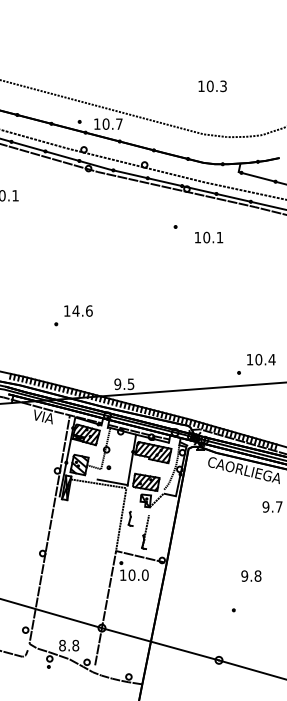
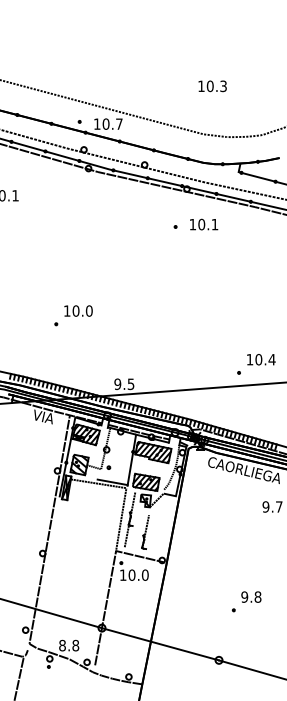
text position: (209, 237) -> (204, 224) (204, 224)
text: 14.6 -> 10.0 (82, 310)
line: none -> present (129, 519)
text position: (251, 575) -> (251, 596) (251, 596)
line: none -> present (19, 677)
